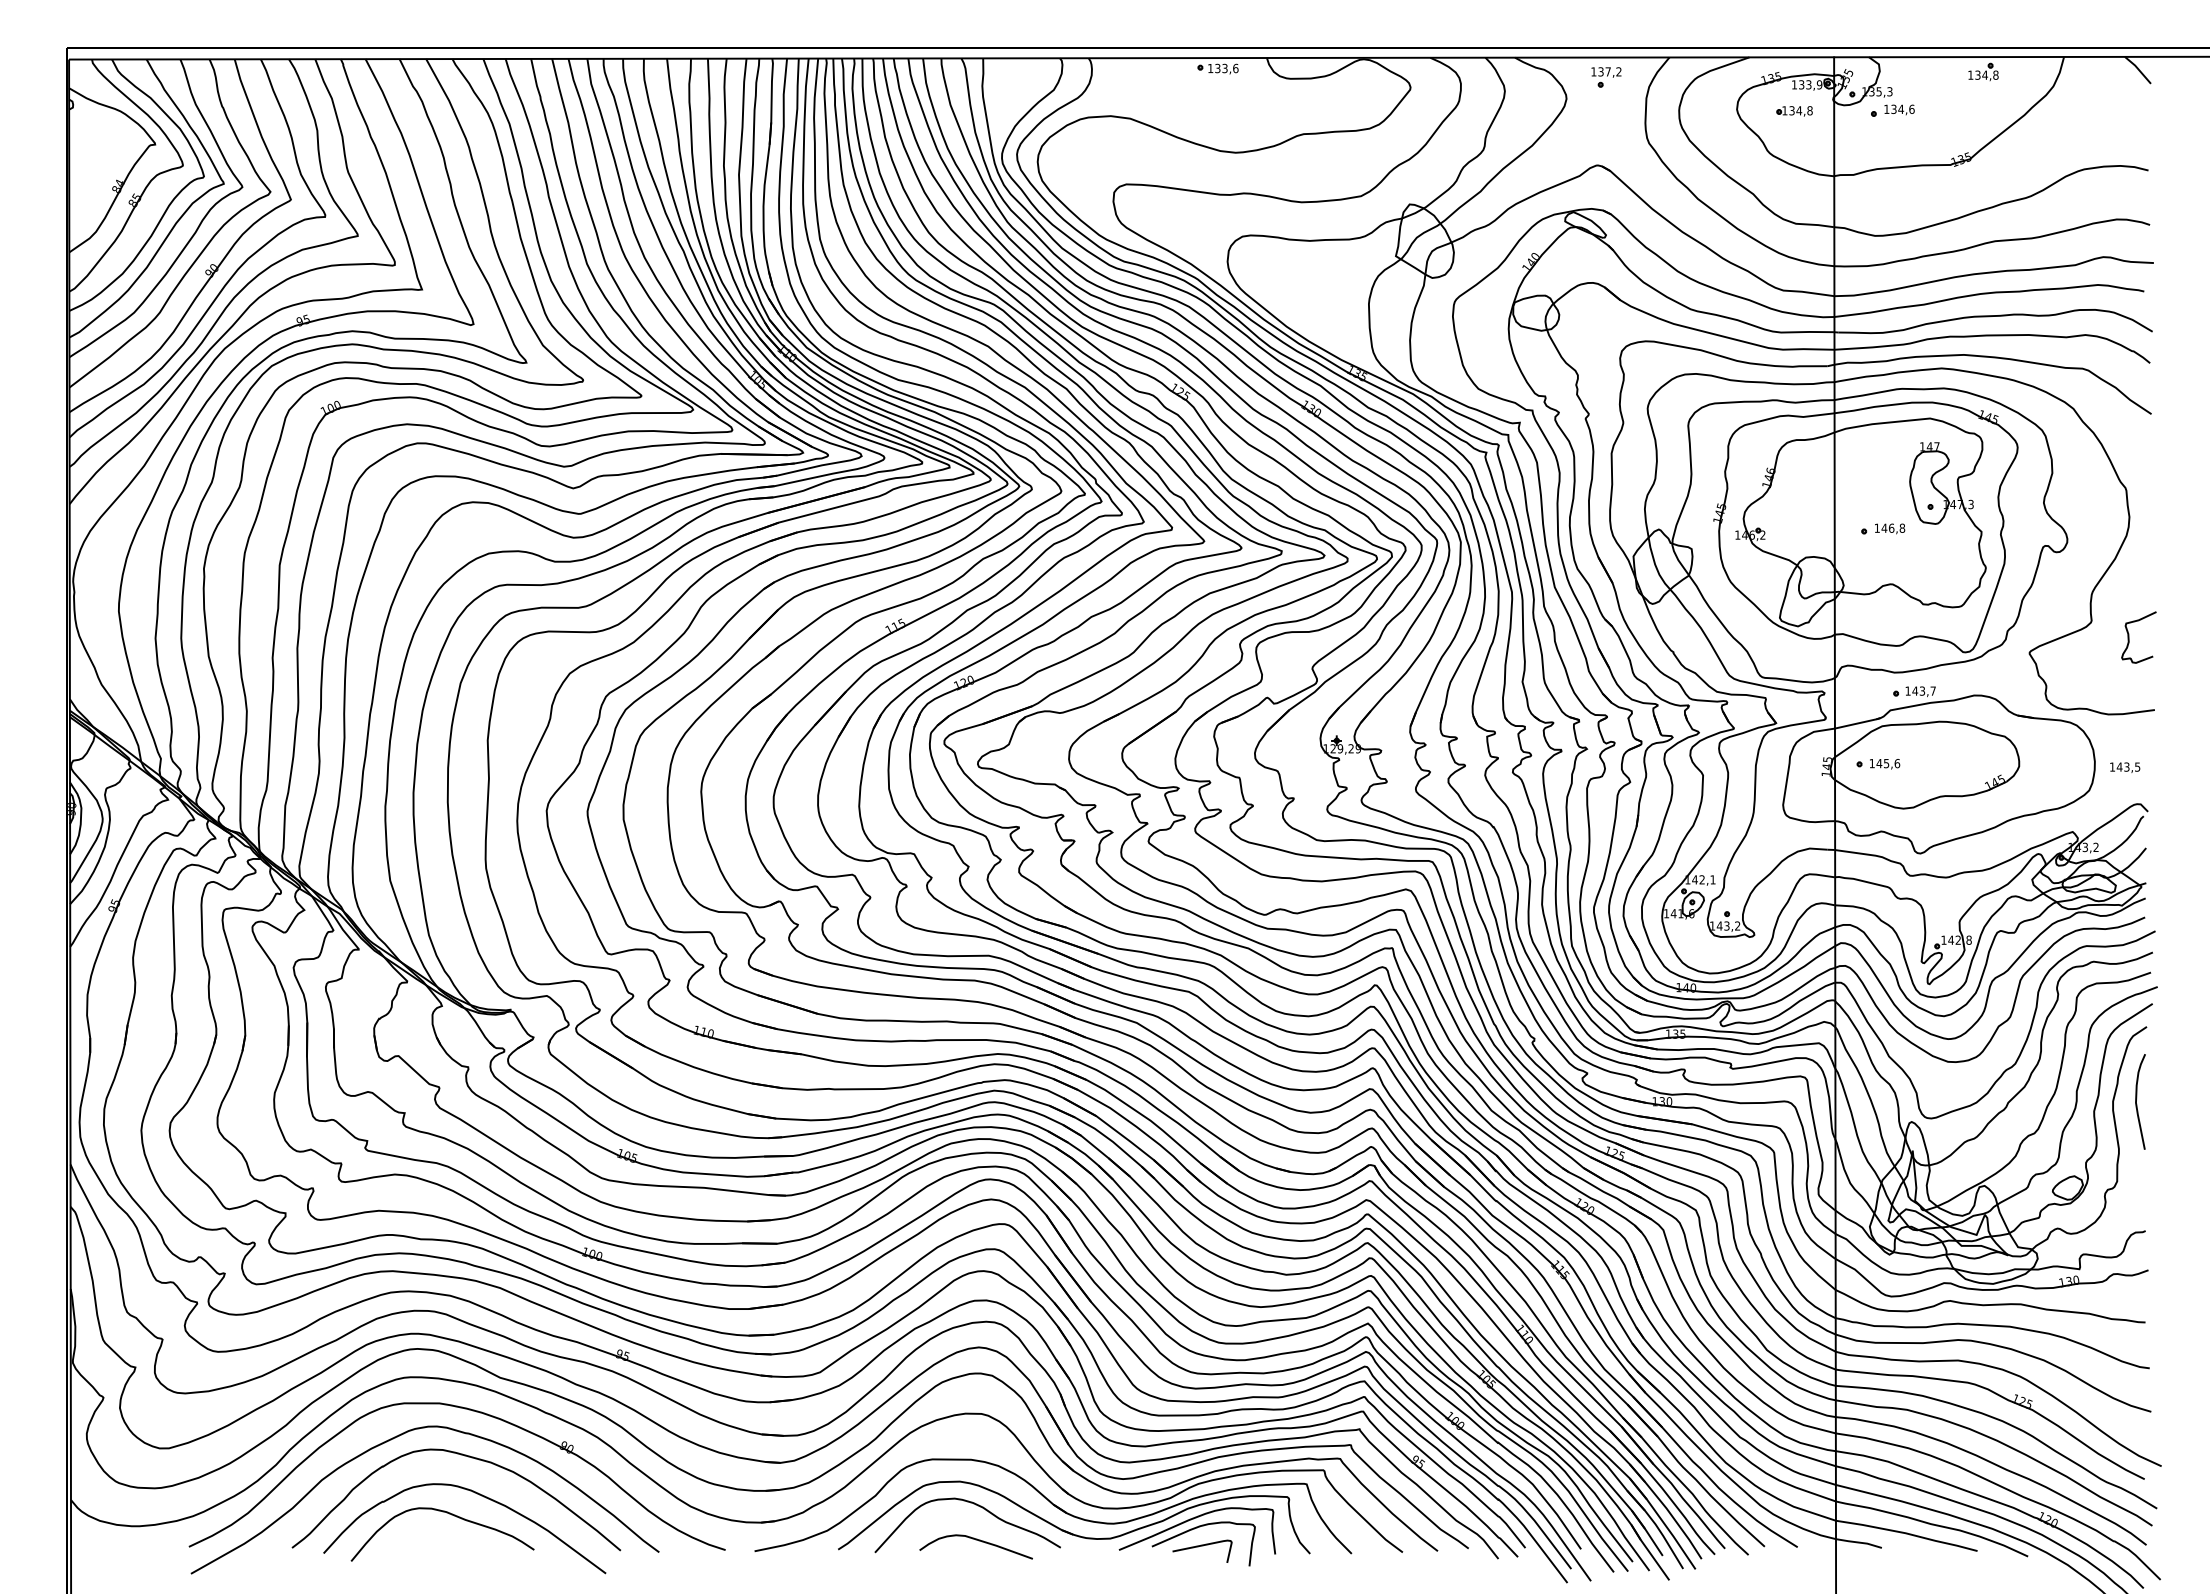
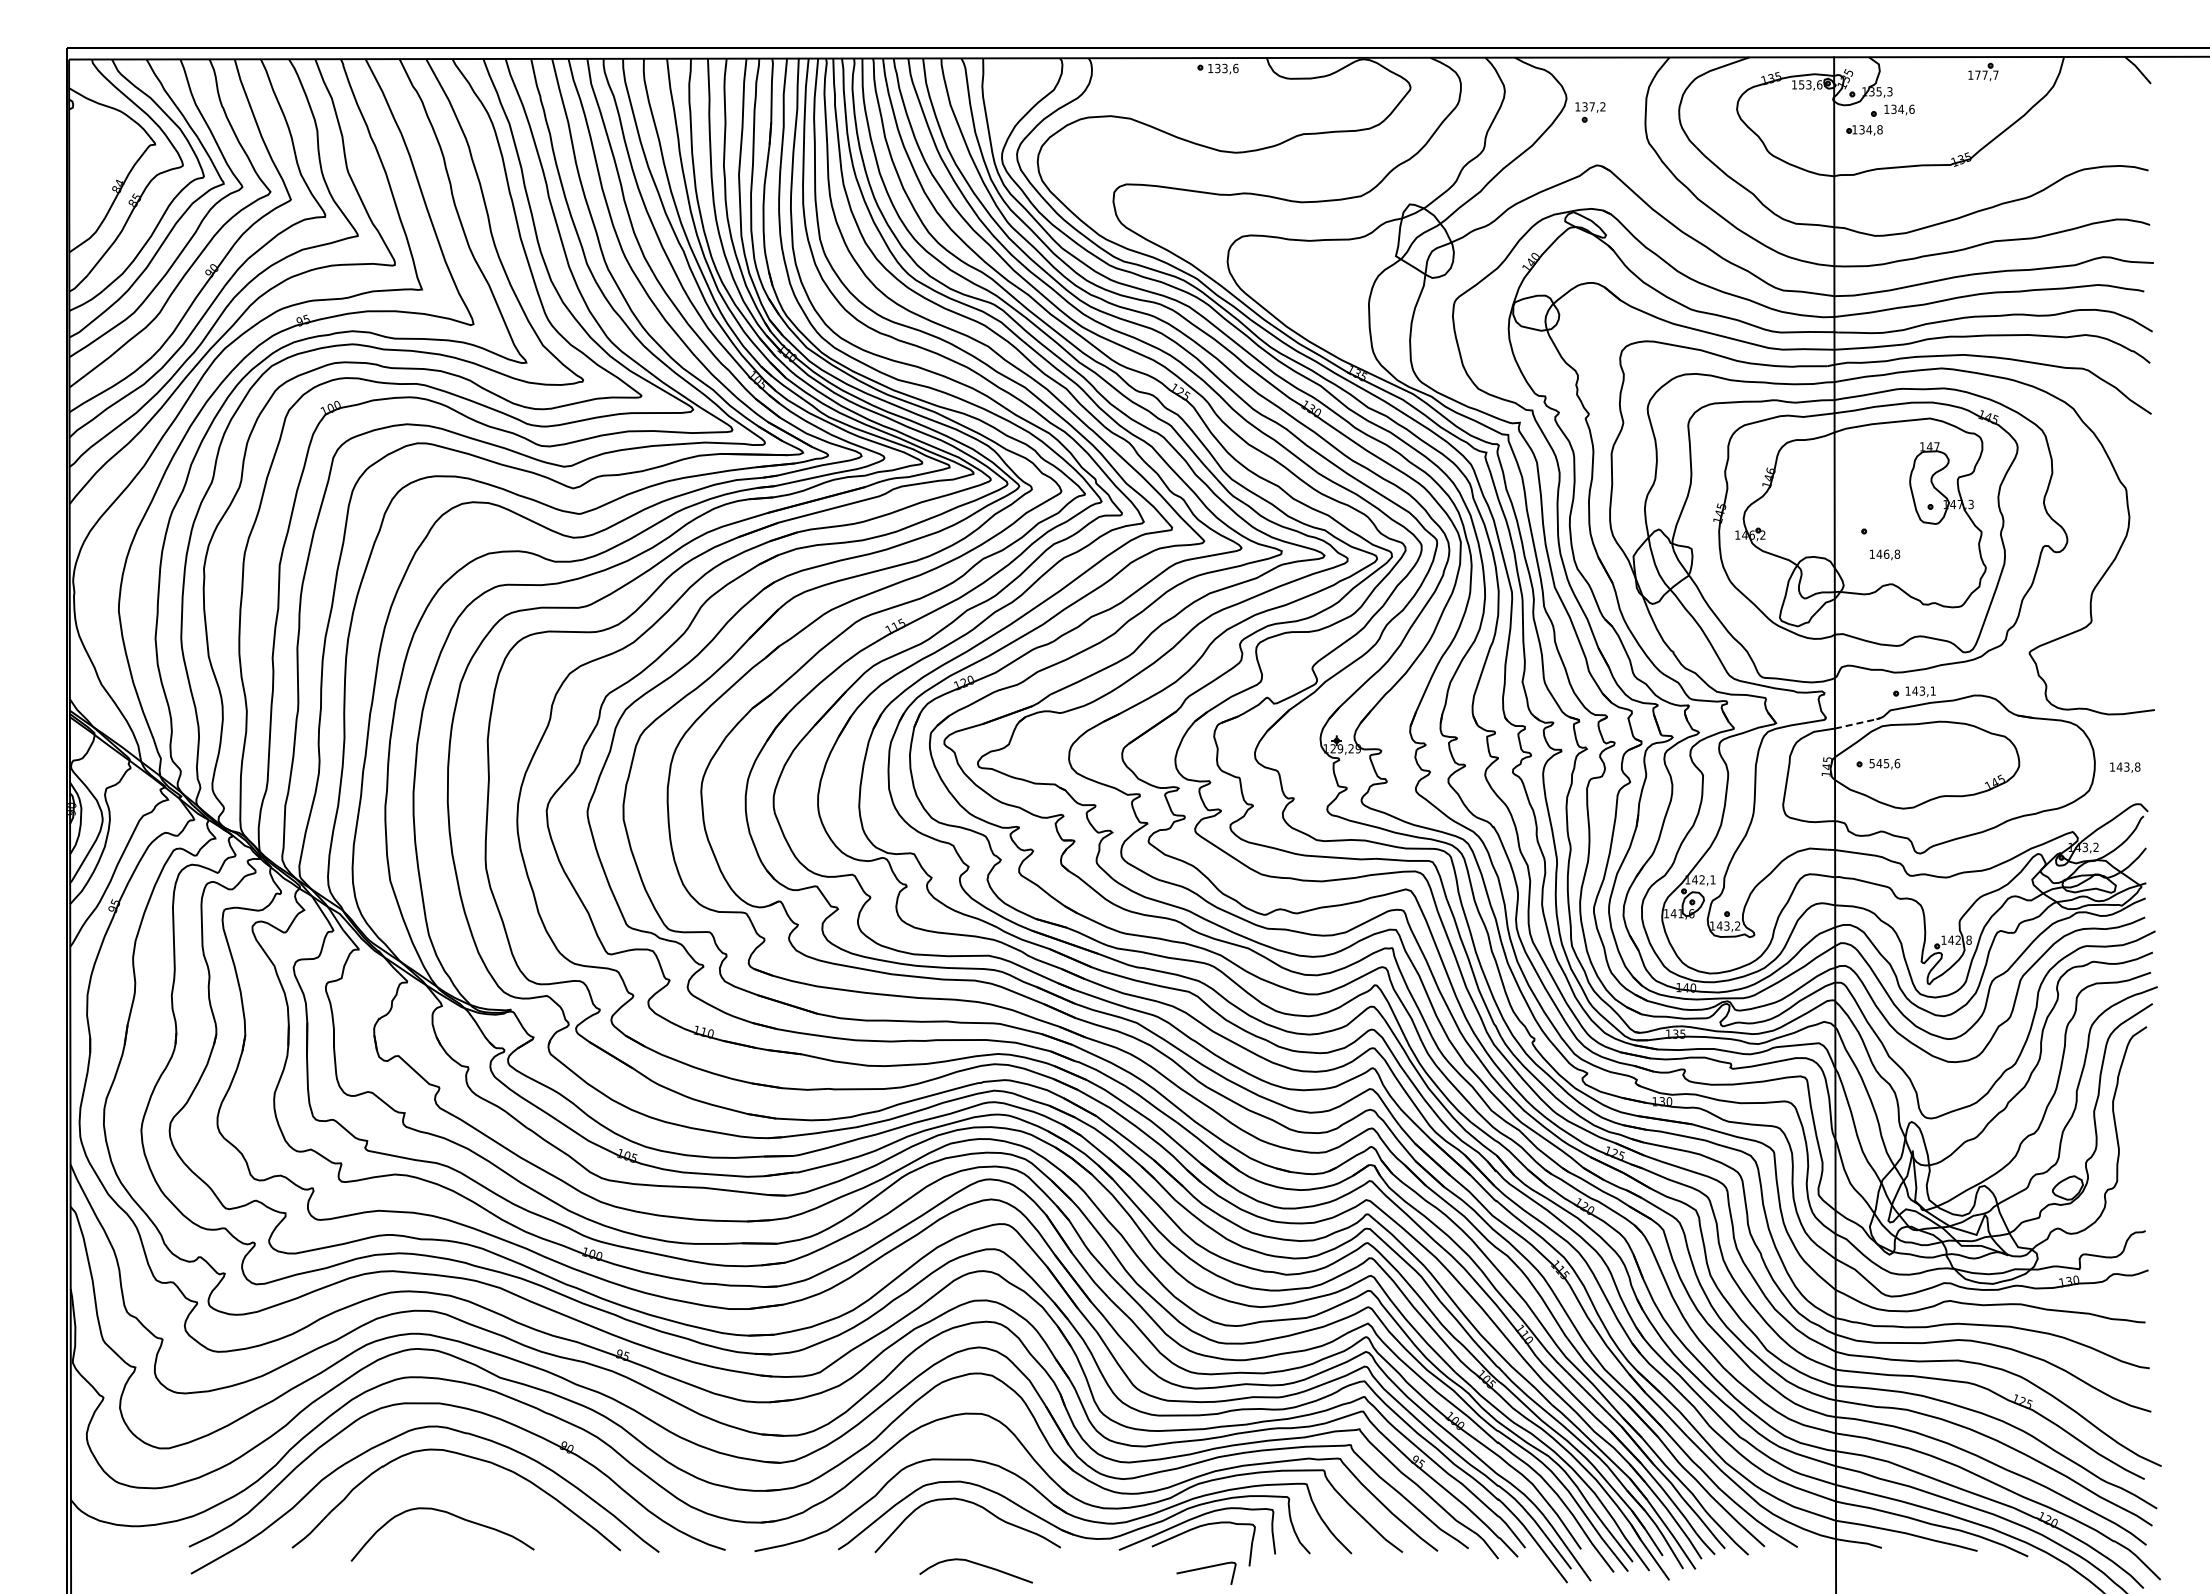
text: 134,8 -> 177,7 (1986, 74)
part position: (1606, 77) -> (1590, 112) (1590, 112)
text: 133,9 -> 153,6 (1810, 84)
part position: (1794, 111) -> (1864, 130) (1864, 130)
text position: (1890, 528) -> (1885, 554) (1885, 554)
curve: present -> none (2129, 637)
text: 143,7 -> 143,1 (1932, 690)
line: solid -> dashed (1859, 723)
text: 145,6 -> 545,6 (1871, 763)
text: 143,5 -> 143,8 (2137, 766)
curve: present -> none (2136, 1101)
curve: present -> none (481, 1496)
curve position: (978, 1541) -> (978, 1565) (978, 1565)
curve position: (1202, 1546) -> (1206, 1568) (1206, 1568)
